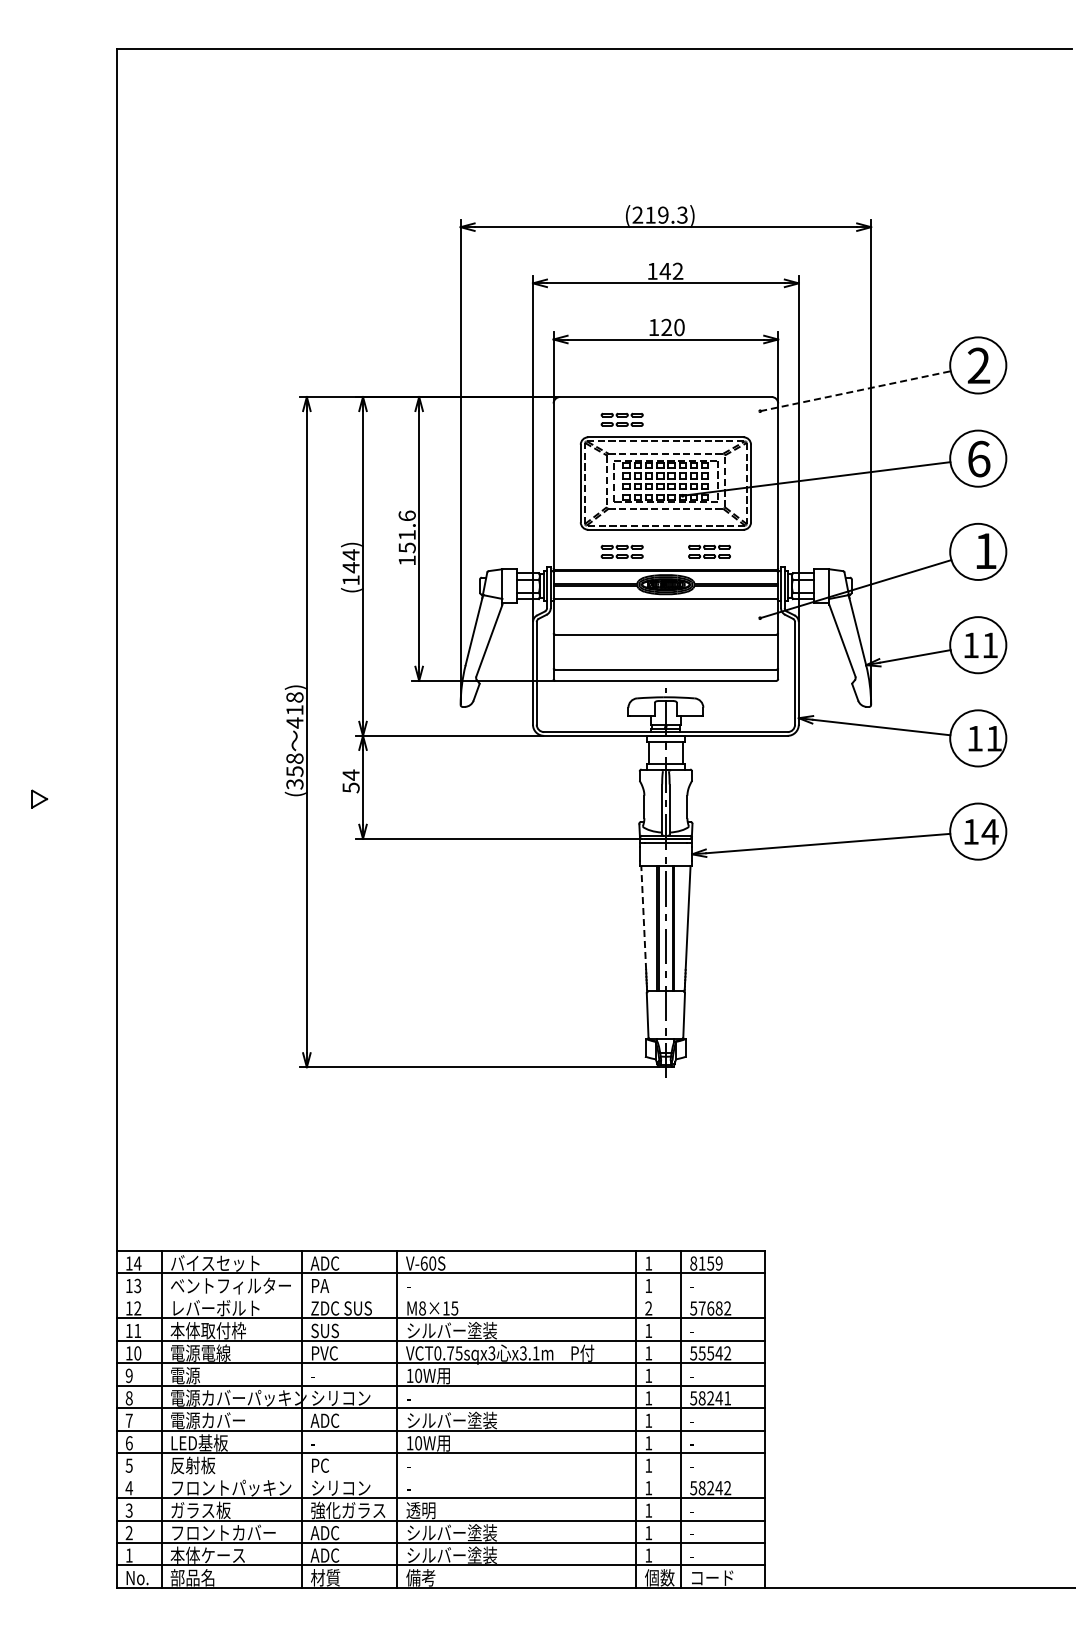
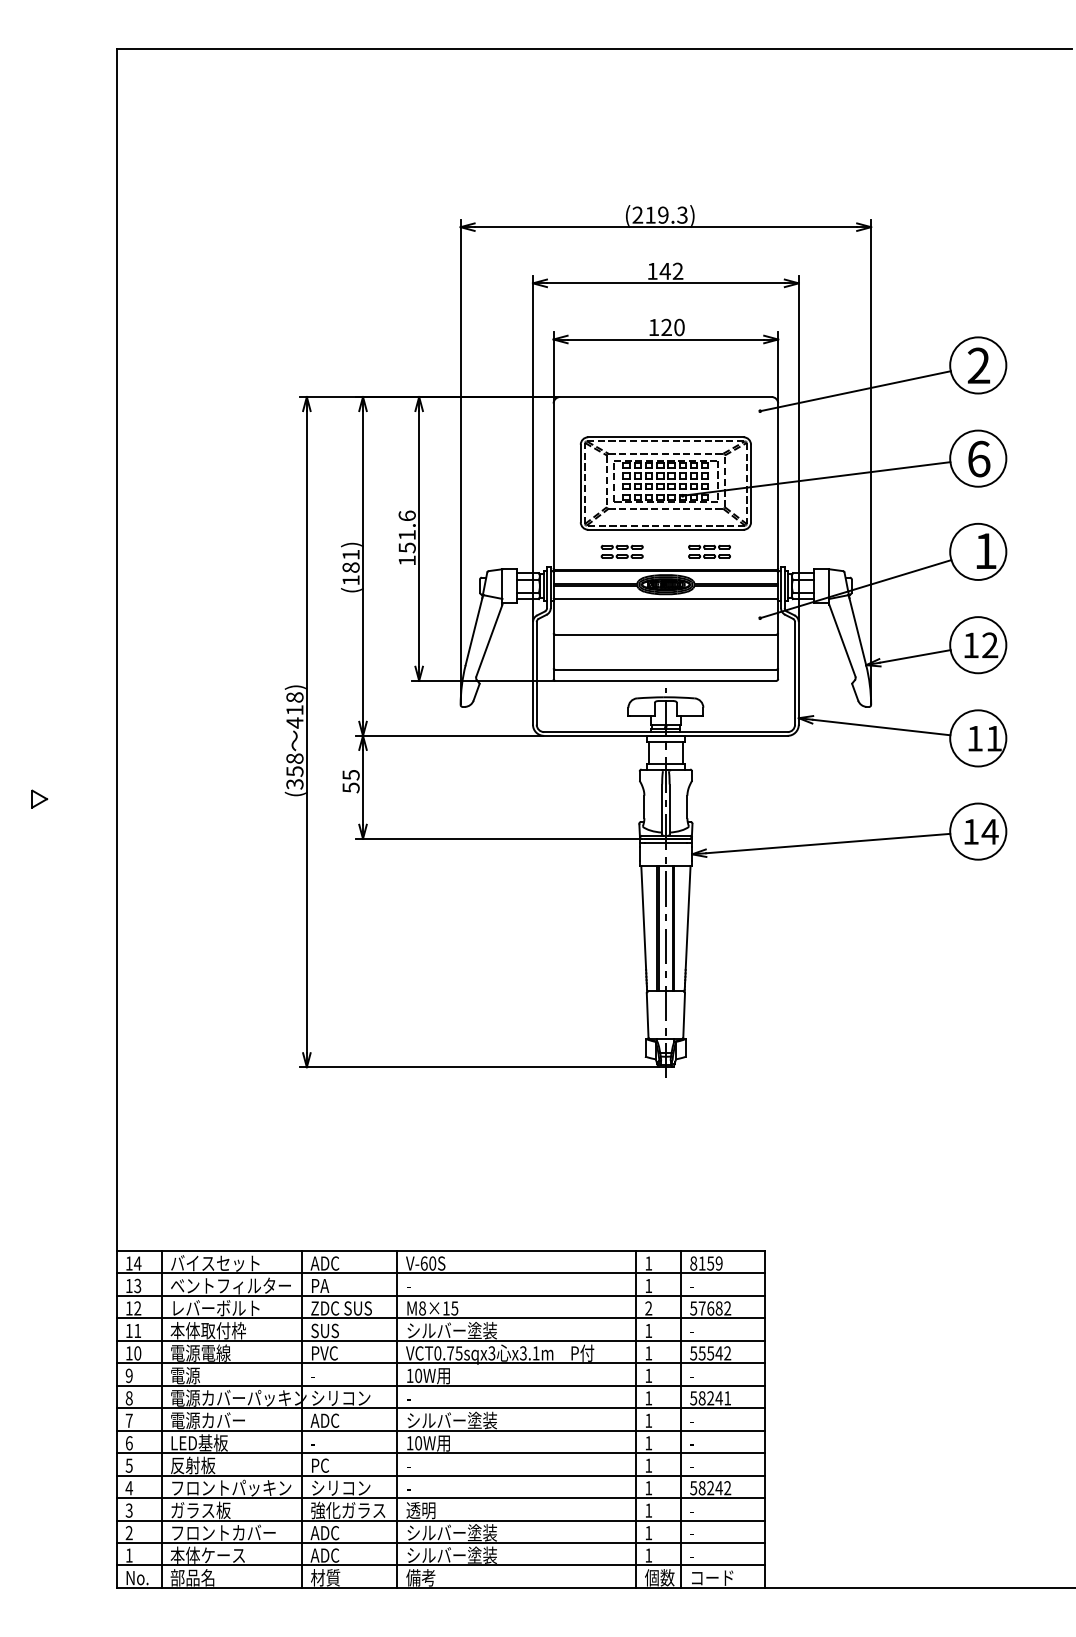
line: dashed -> solid (855, 391)
part: present -> none (621, 419)
text: (144) -> (181) (350, 561)
text: 11 -> 12 (990, 644)
text: 54 -> 55 (350, 774)
line: dashed -> solid (643, 917)
line: none -> present (440, 1295)
line: none -> present (440, 1475)
